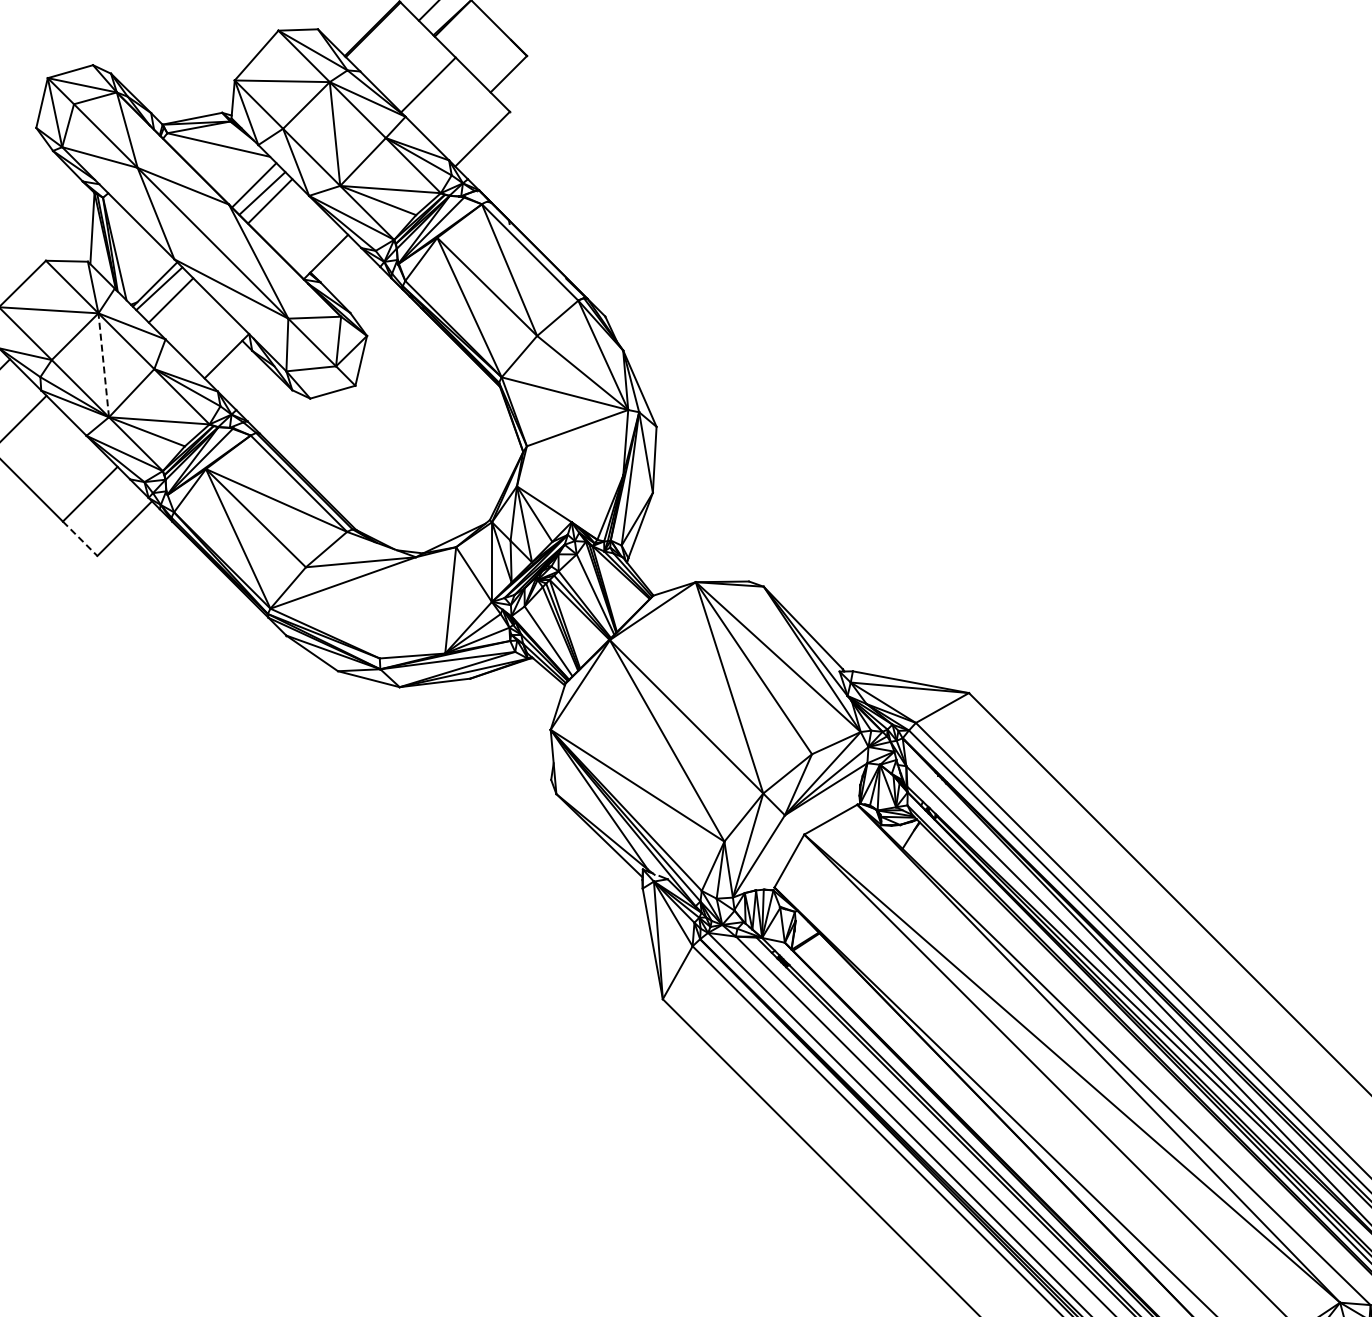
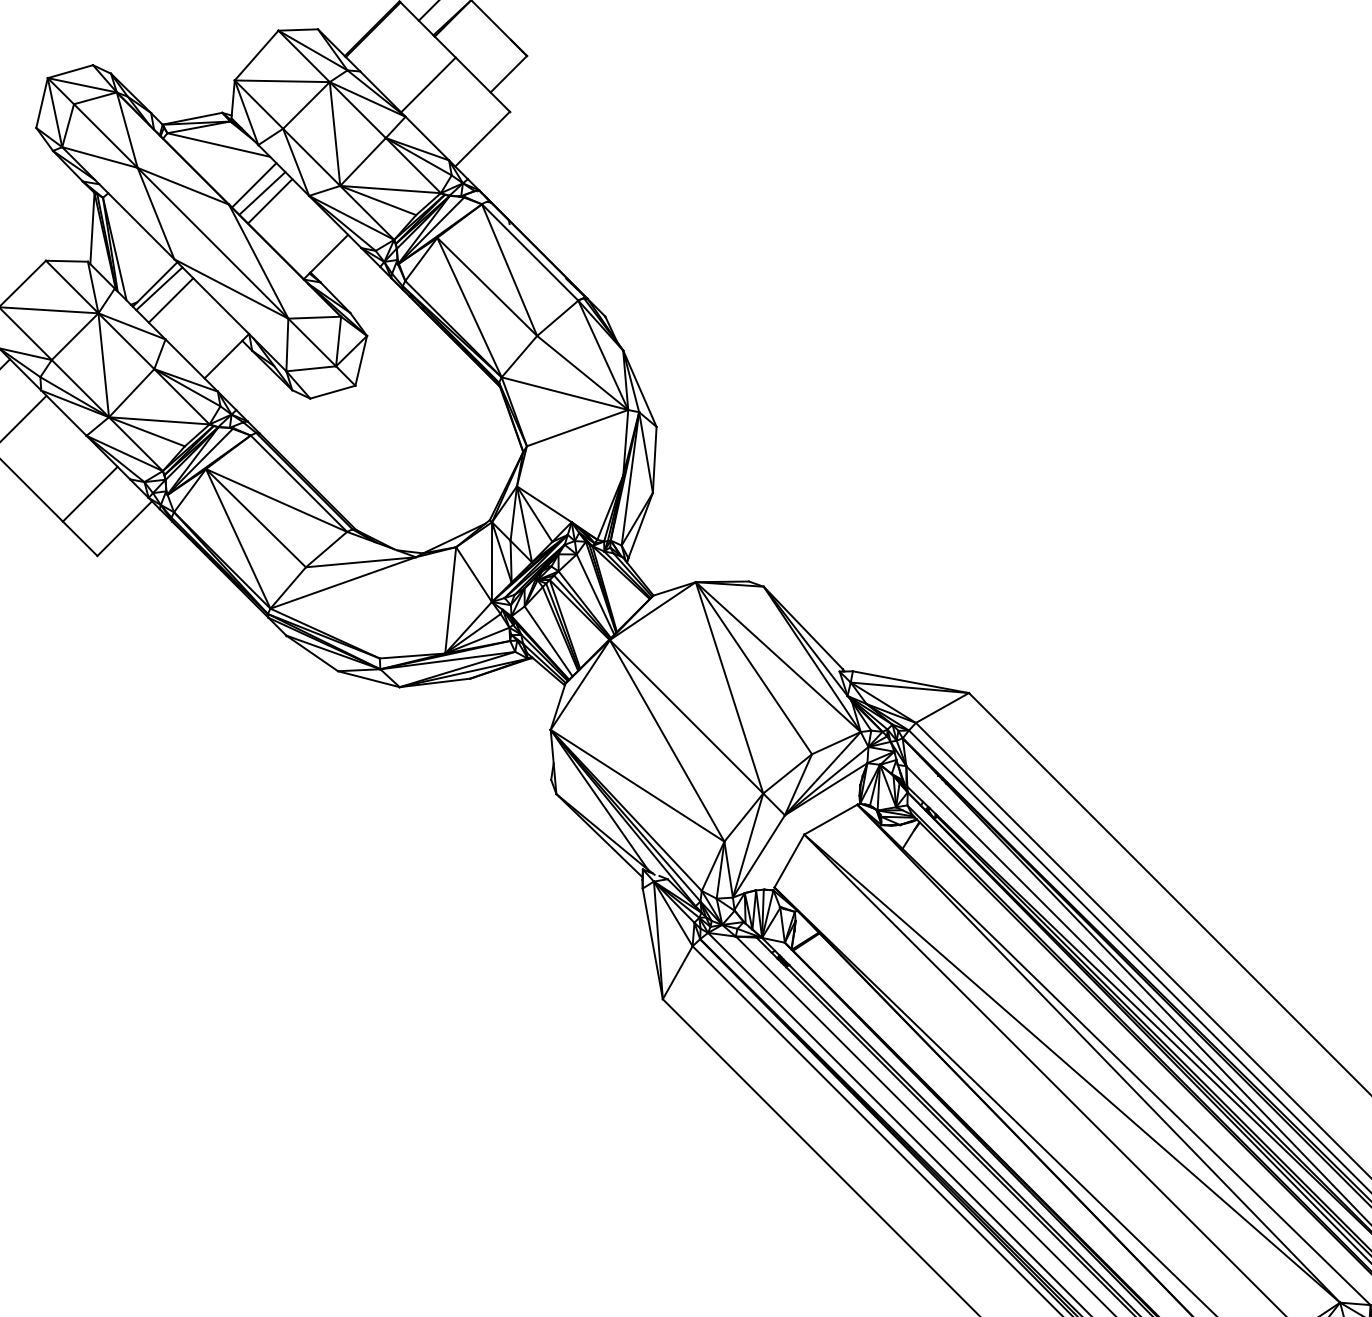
line: dashed -> solid (103, 364)
line: dashed -> solid (80, 539)
